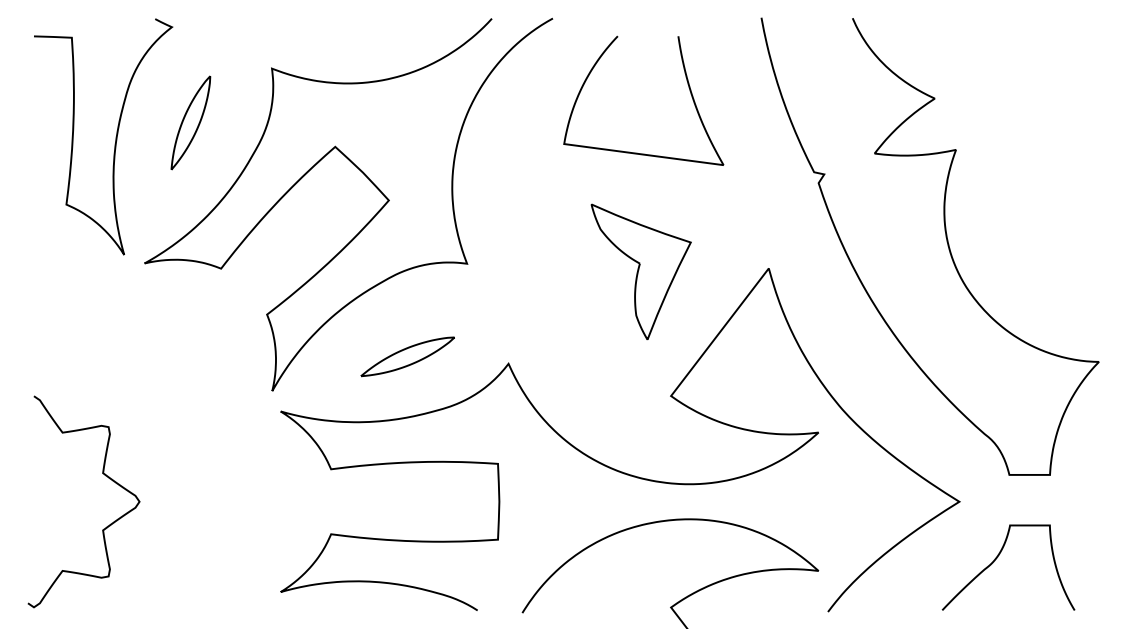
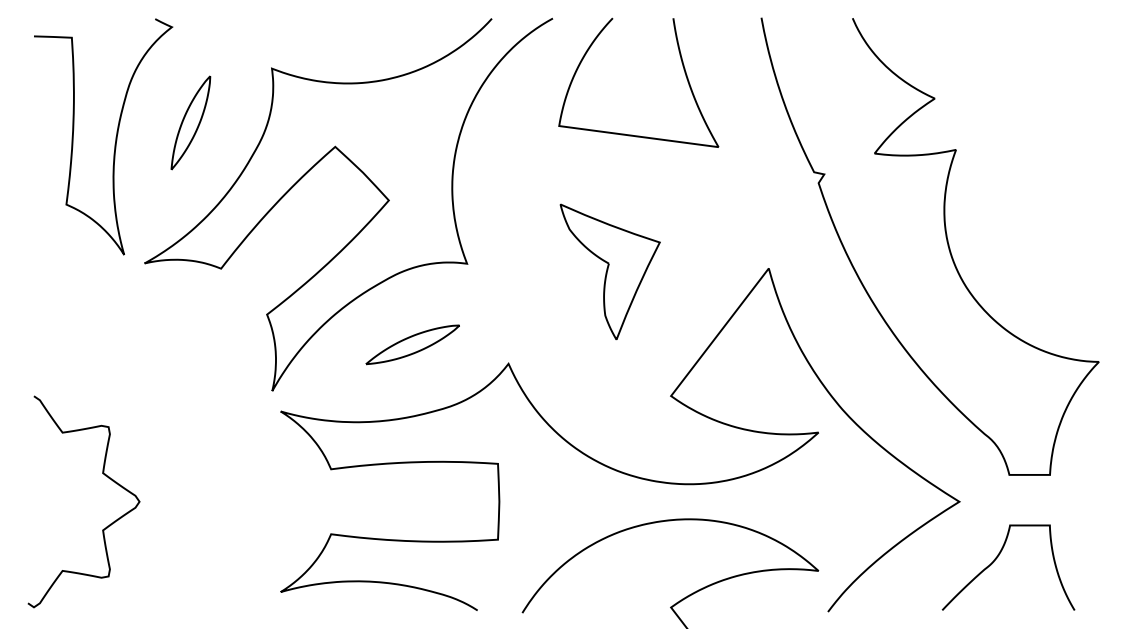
curve position: (687, 84) -> (682, 66) (682, 66)
part position: (640, 271) -> (609, 271) (609, 271)
part position: (407, 356) -> (412, 344) (412, 344)
